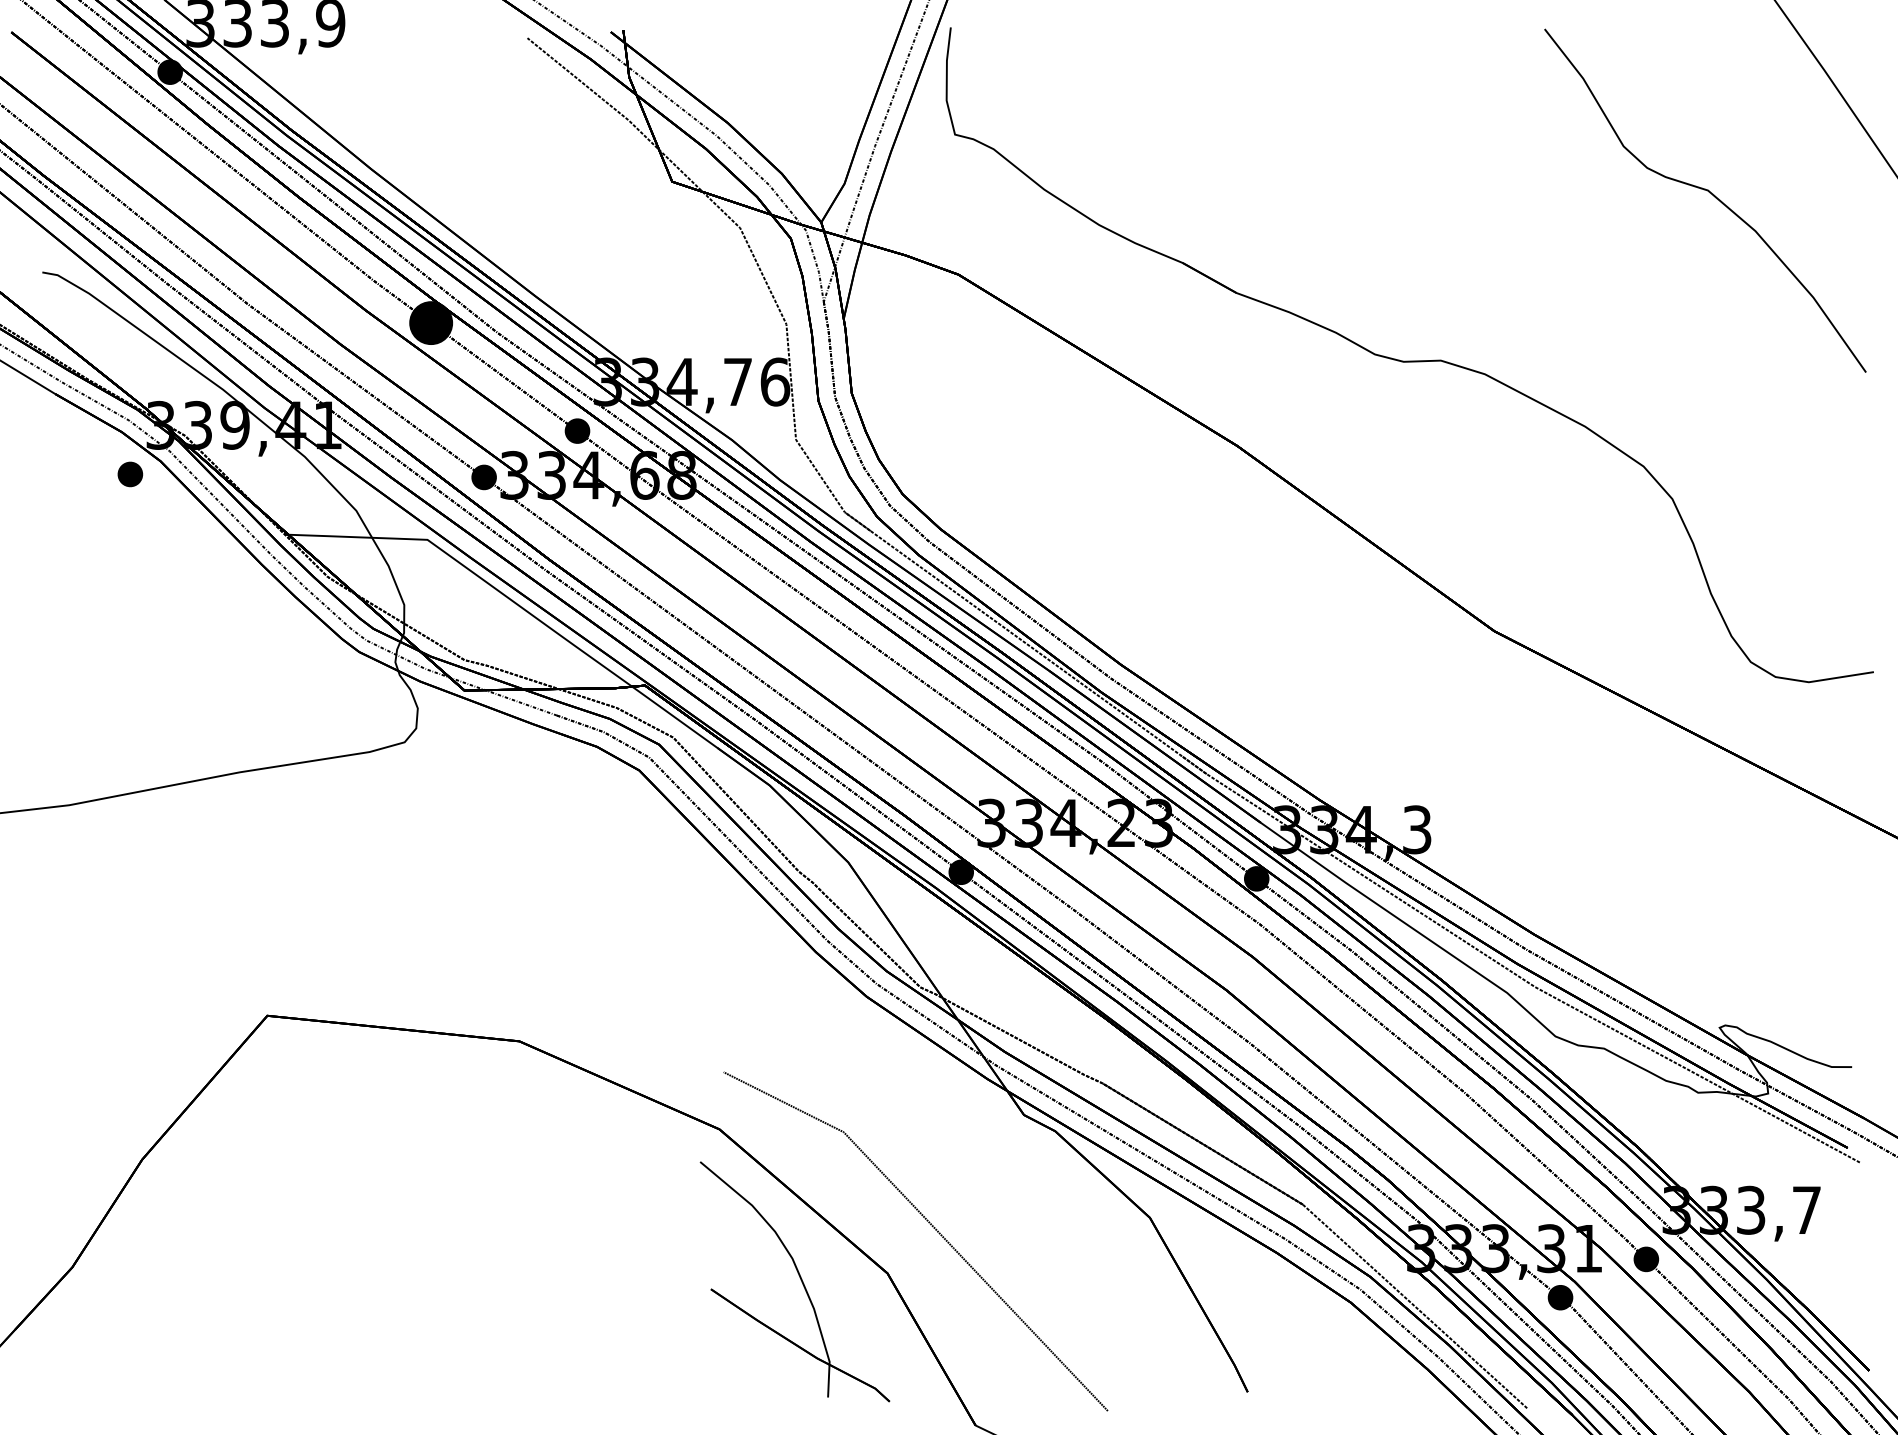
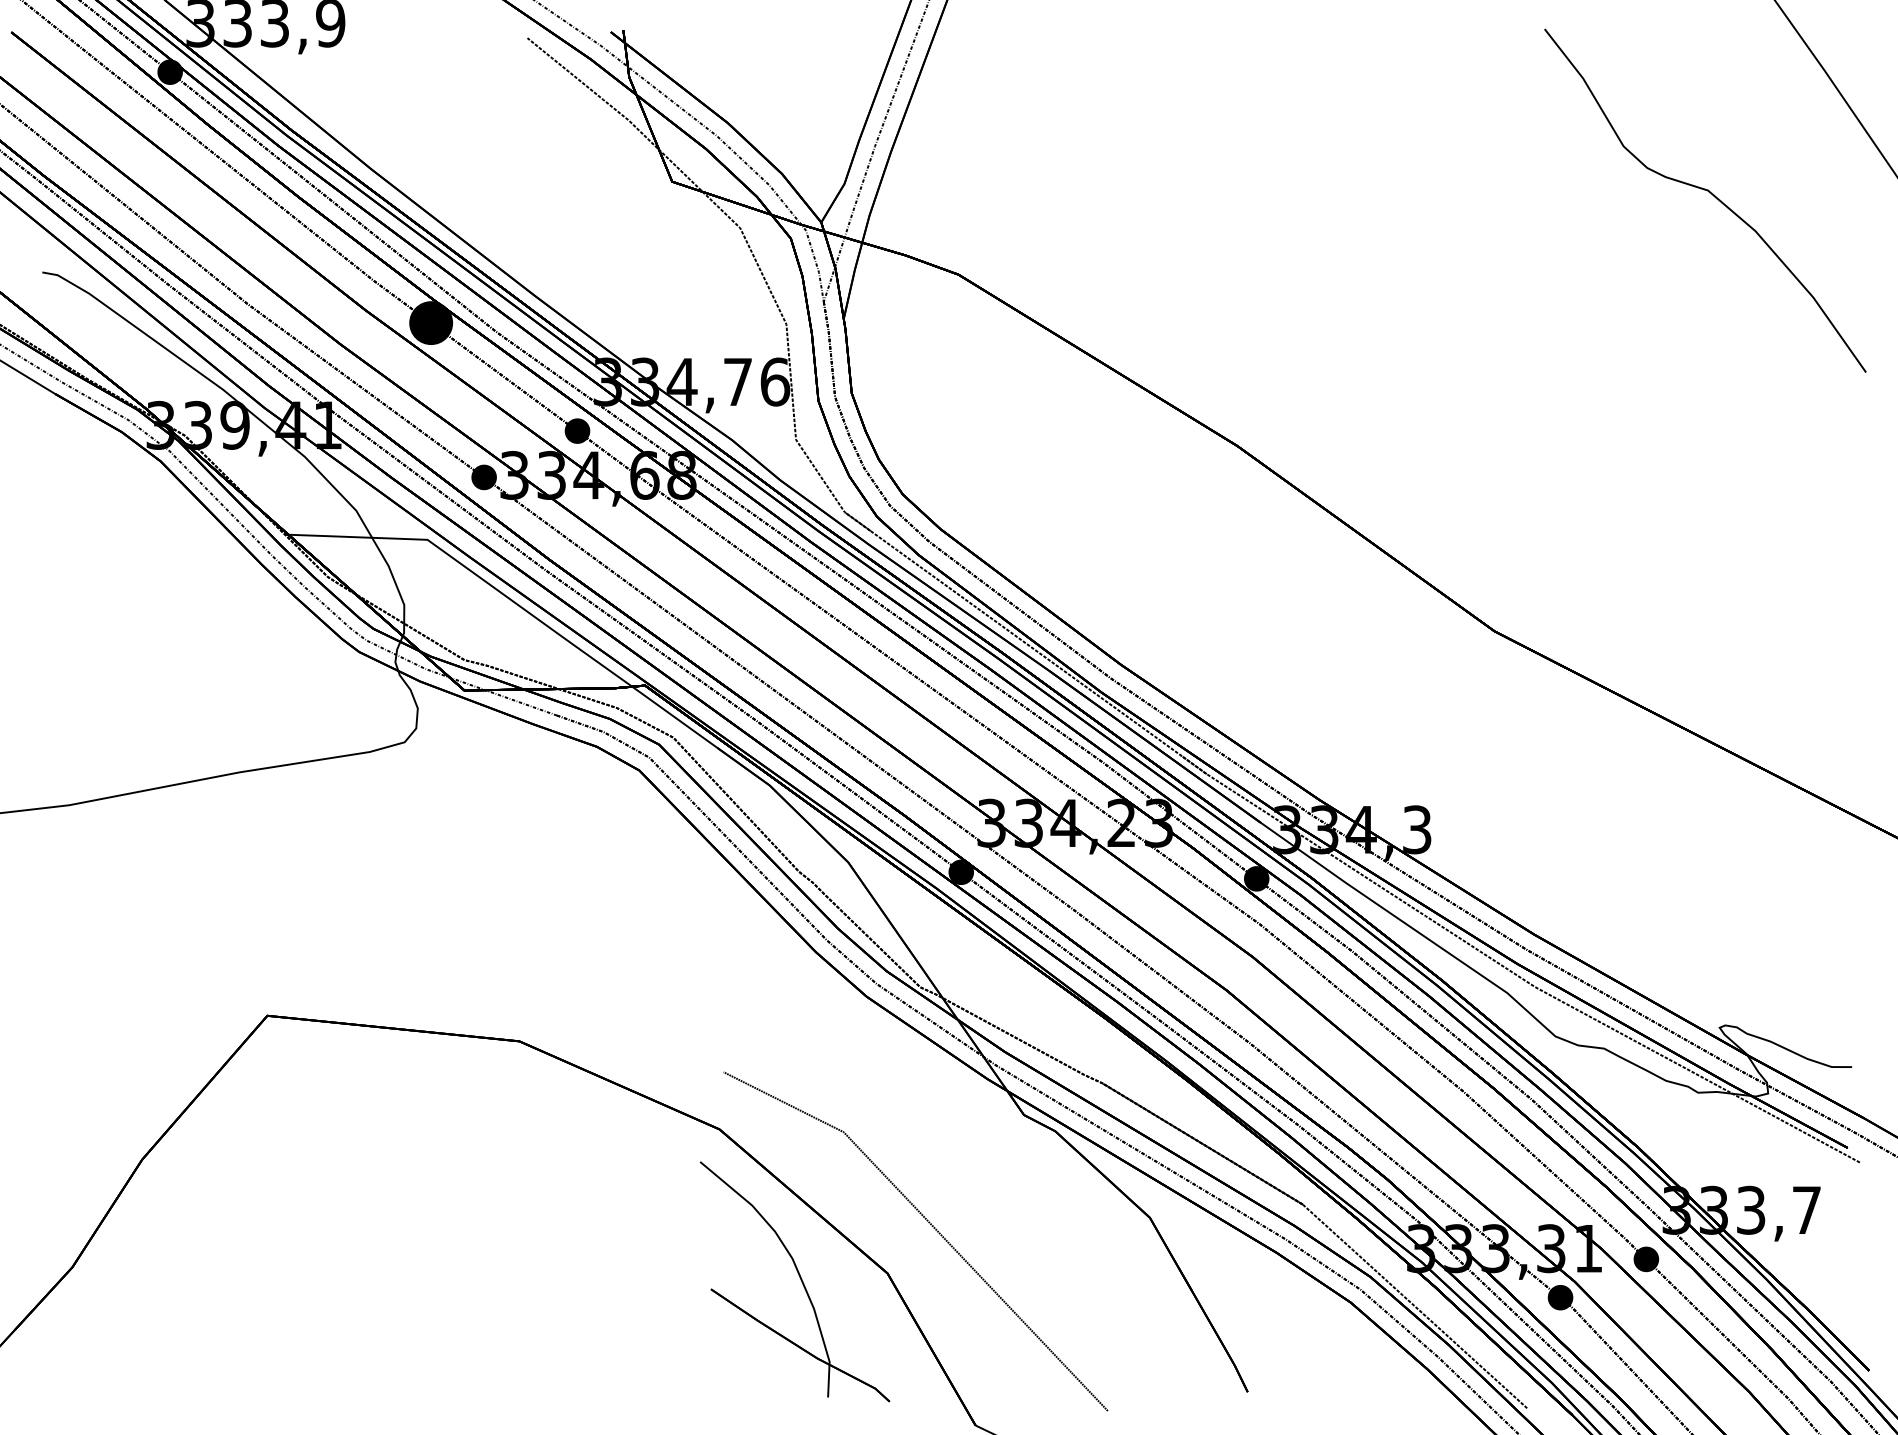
part: present -> none (1409, 355)
part: present -> none (130, 474)
